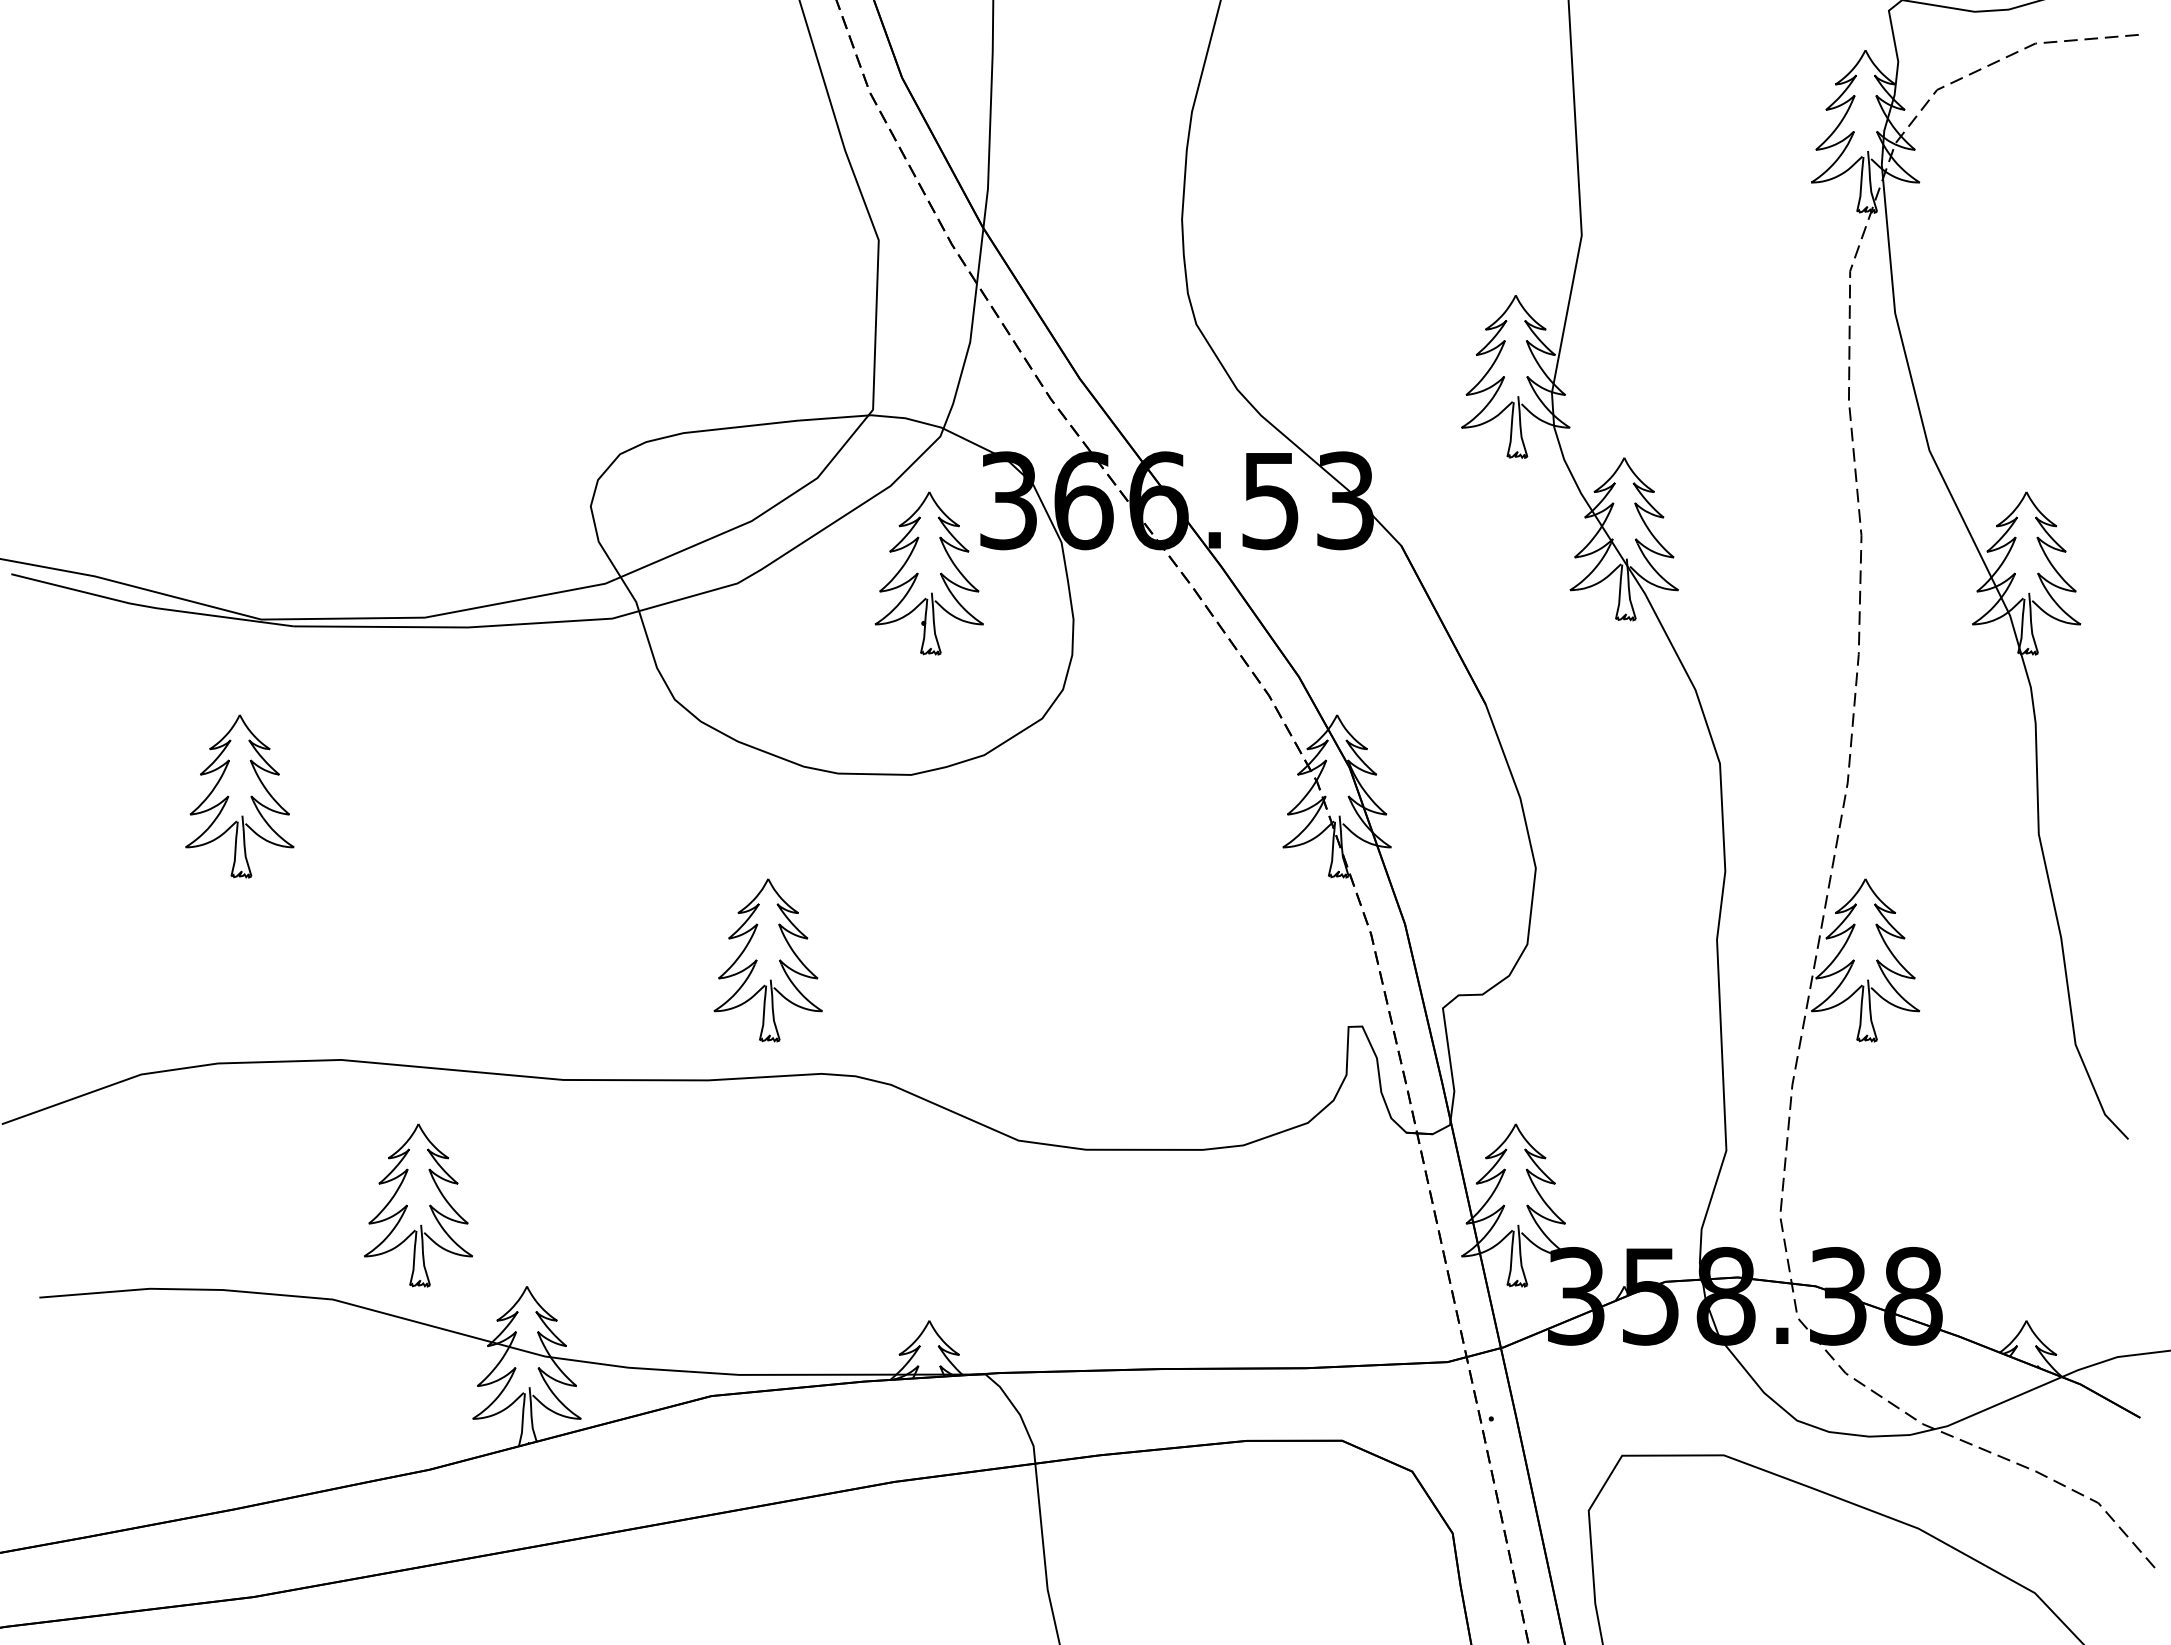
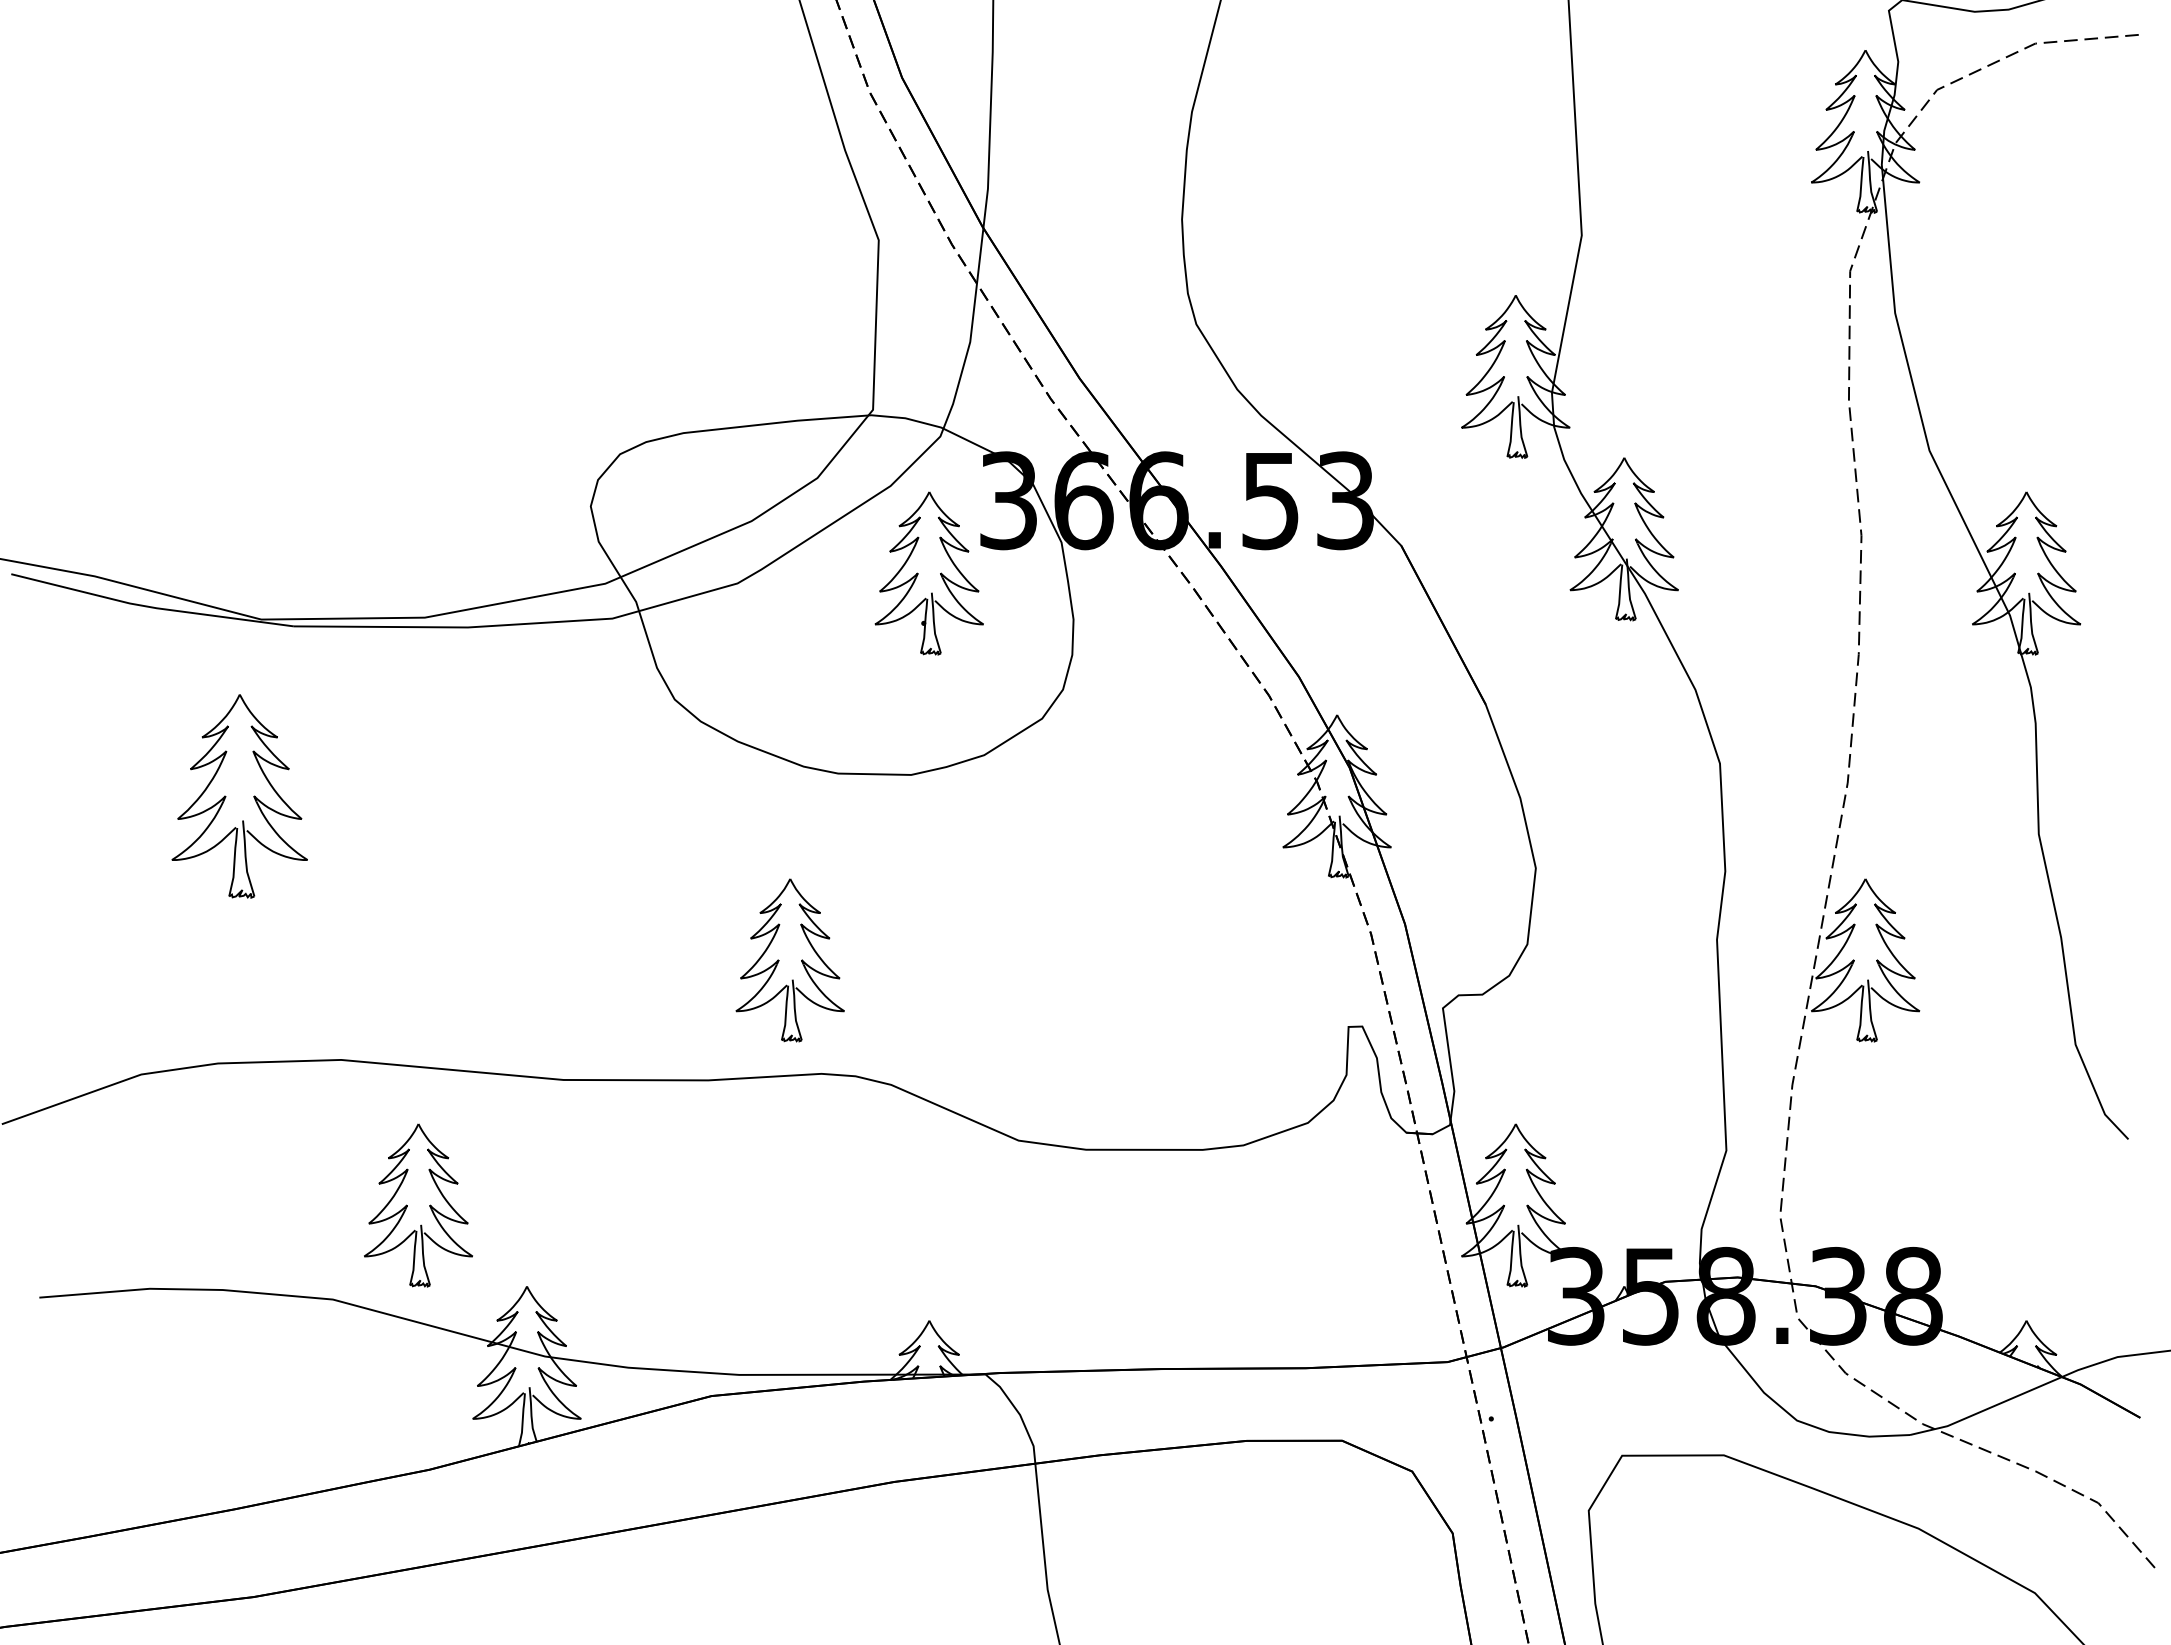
part size: 110x165 px -> 137x205 px (239, 796)
part position: (767, 960) -> (789, 960) (789, 960)
